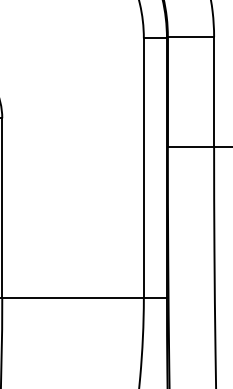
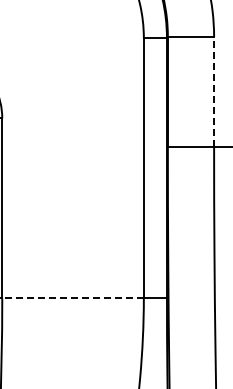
line: solid -> dashed (214, 91)
line: solid -> dashed (73, 298)
